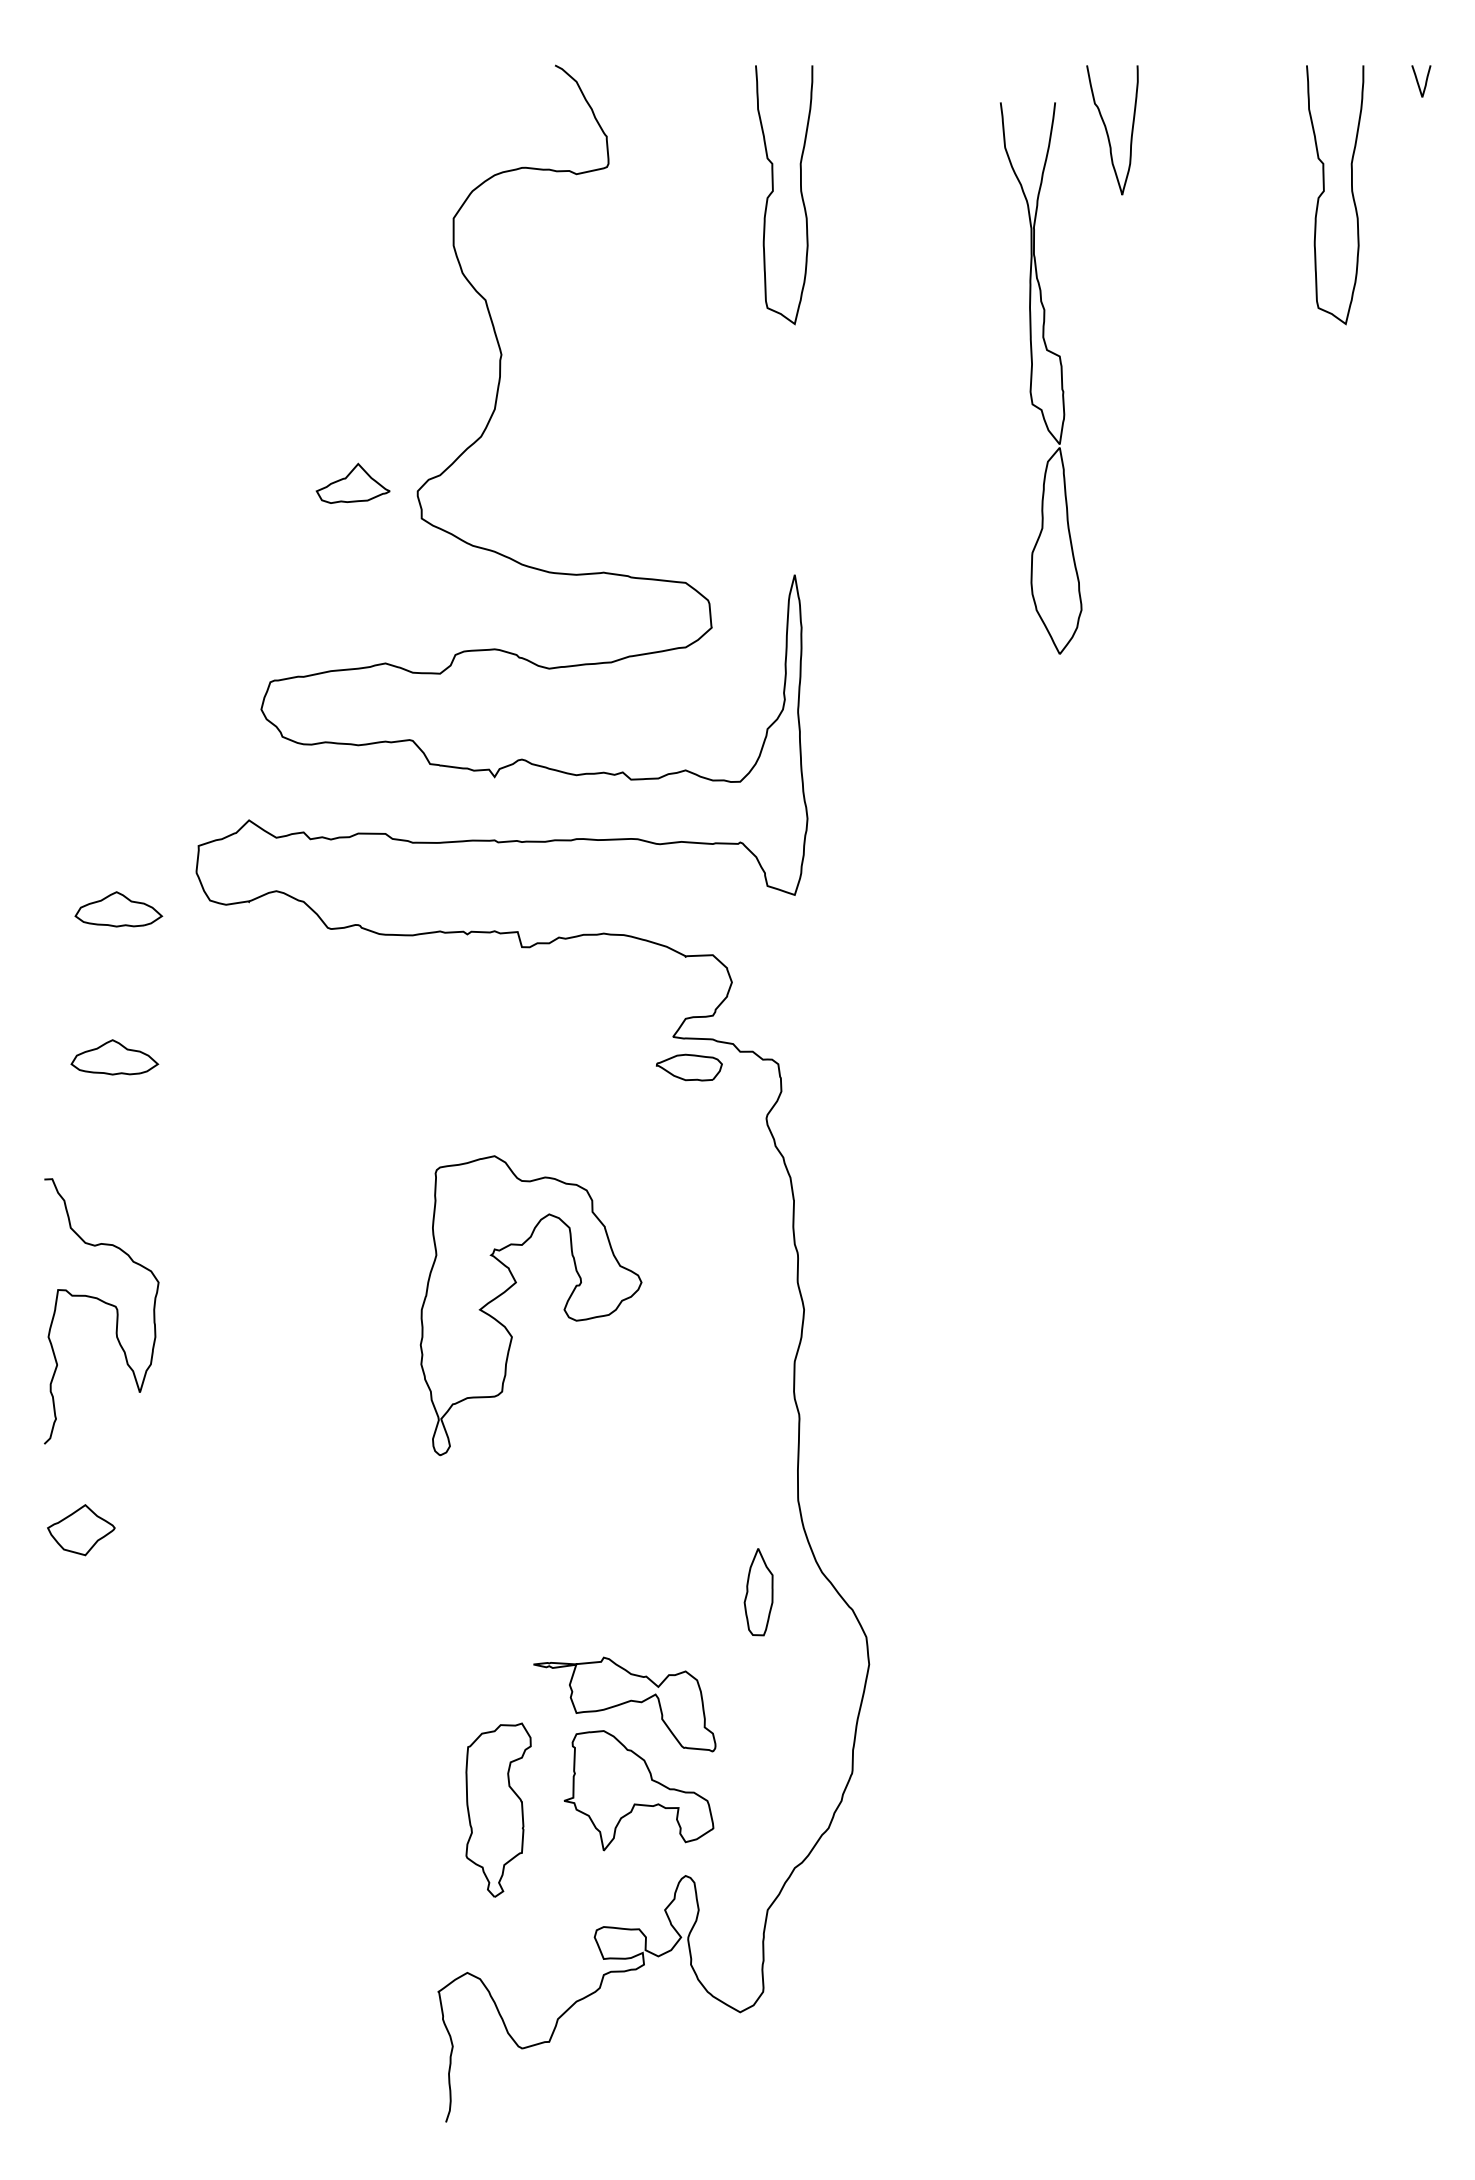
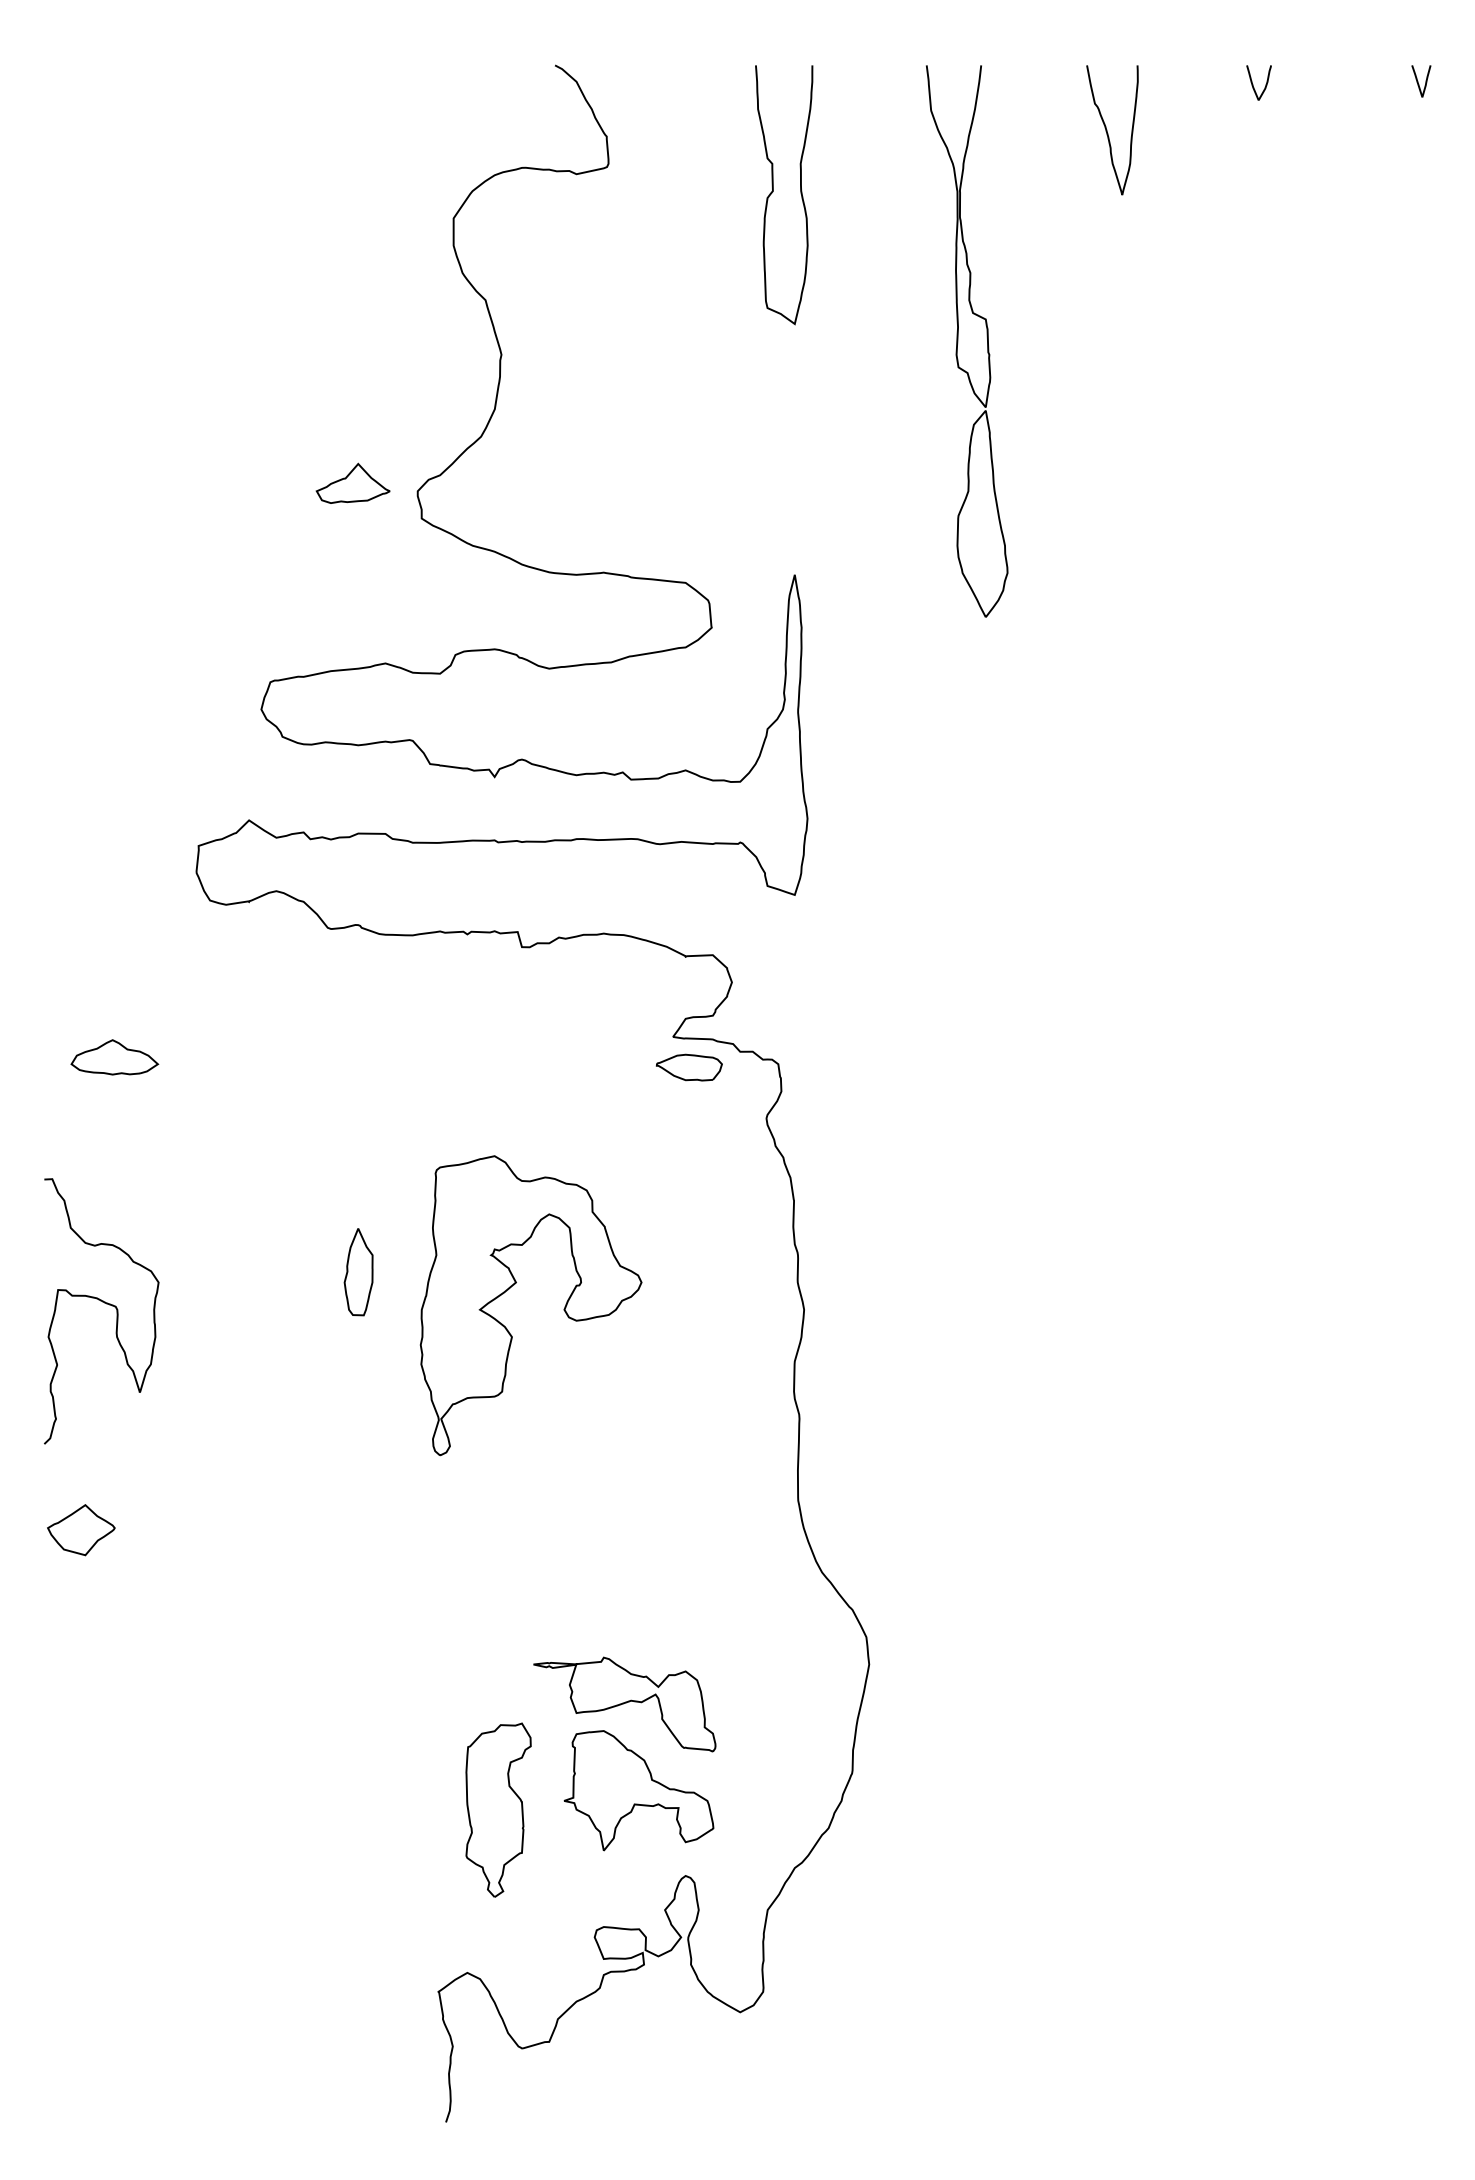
curve: none -> present (1253, 84)
curve: present -> none (1324, 192)
part position: (1041, 378) -> (967, 341) (967, 341)
part: present -> none (118, 909)
part position: (758, 1592) -> (358, 1272) (358, 1272)
